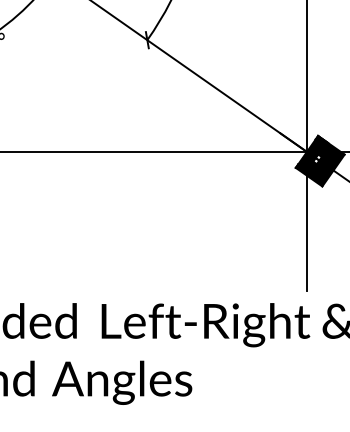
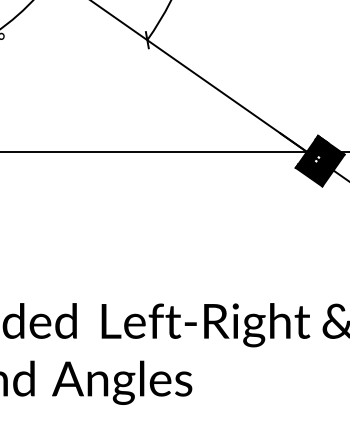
line: present -> none (306, 146)
